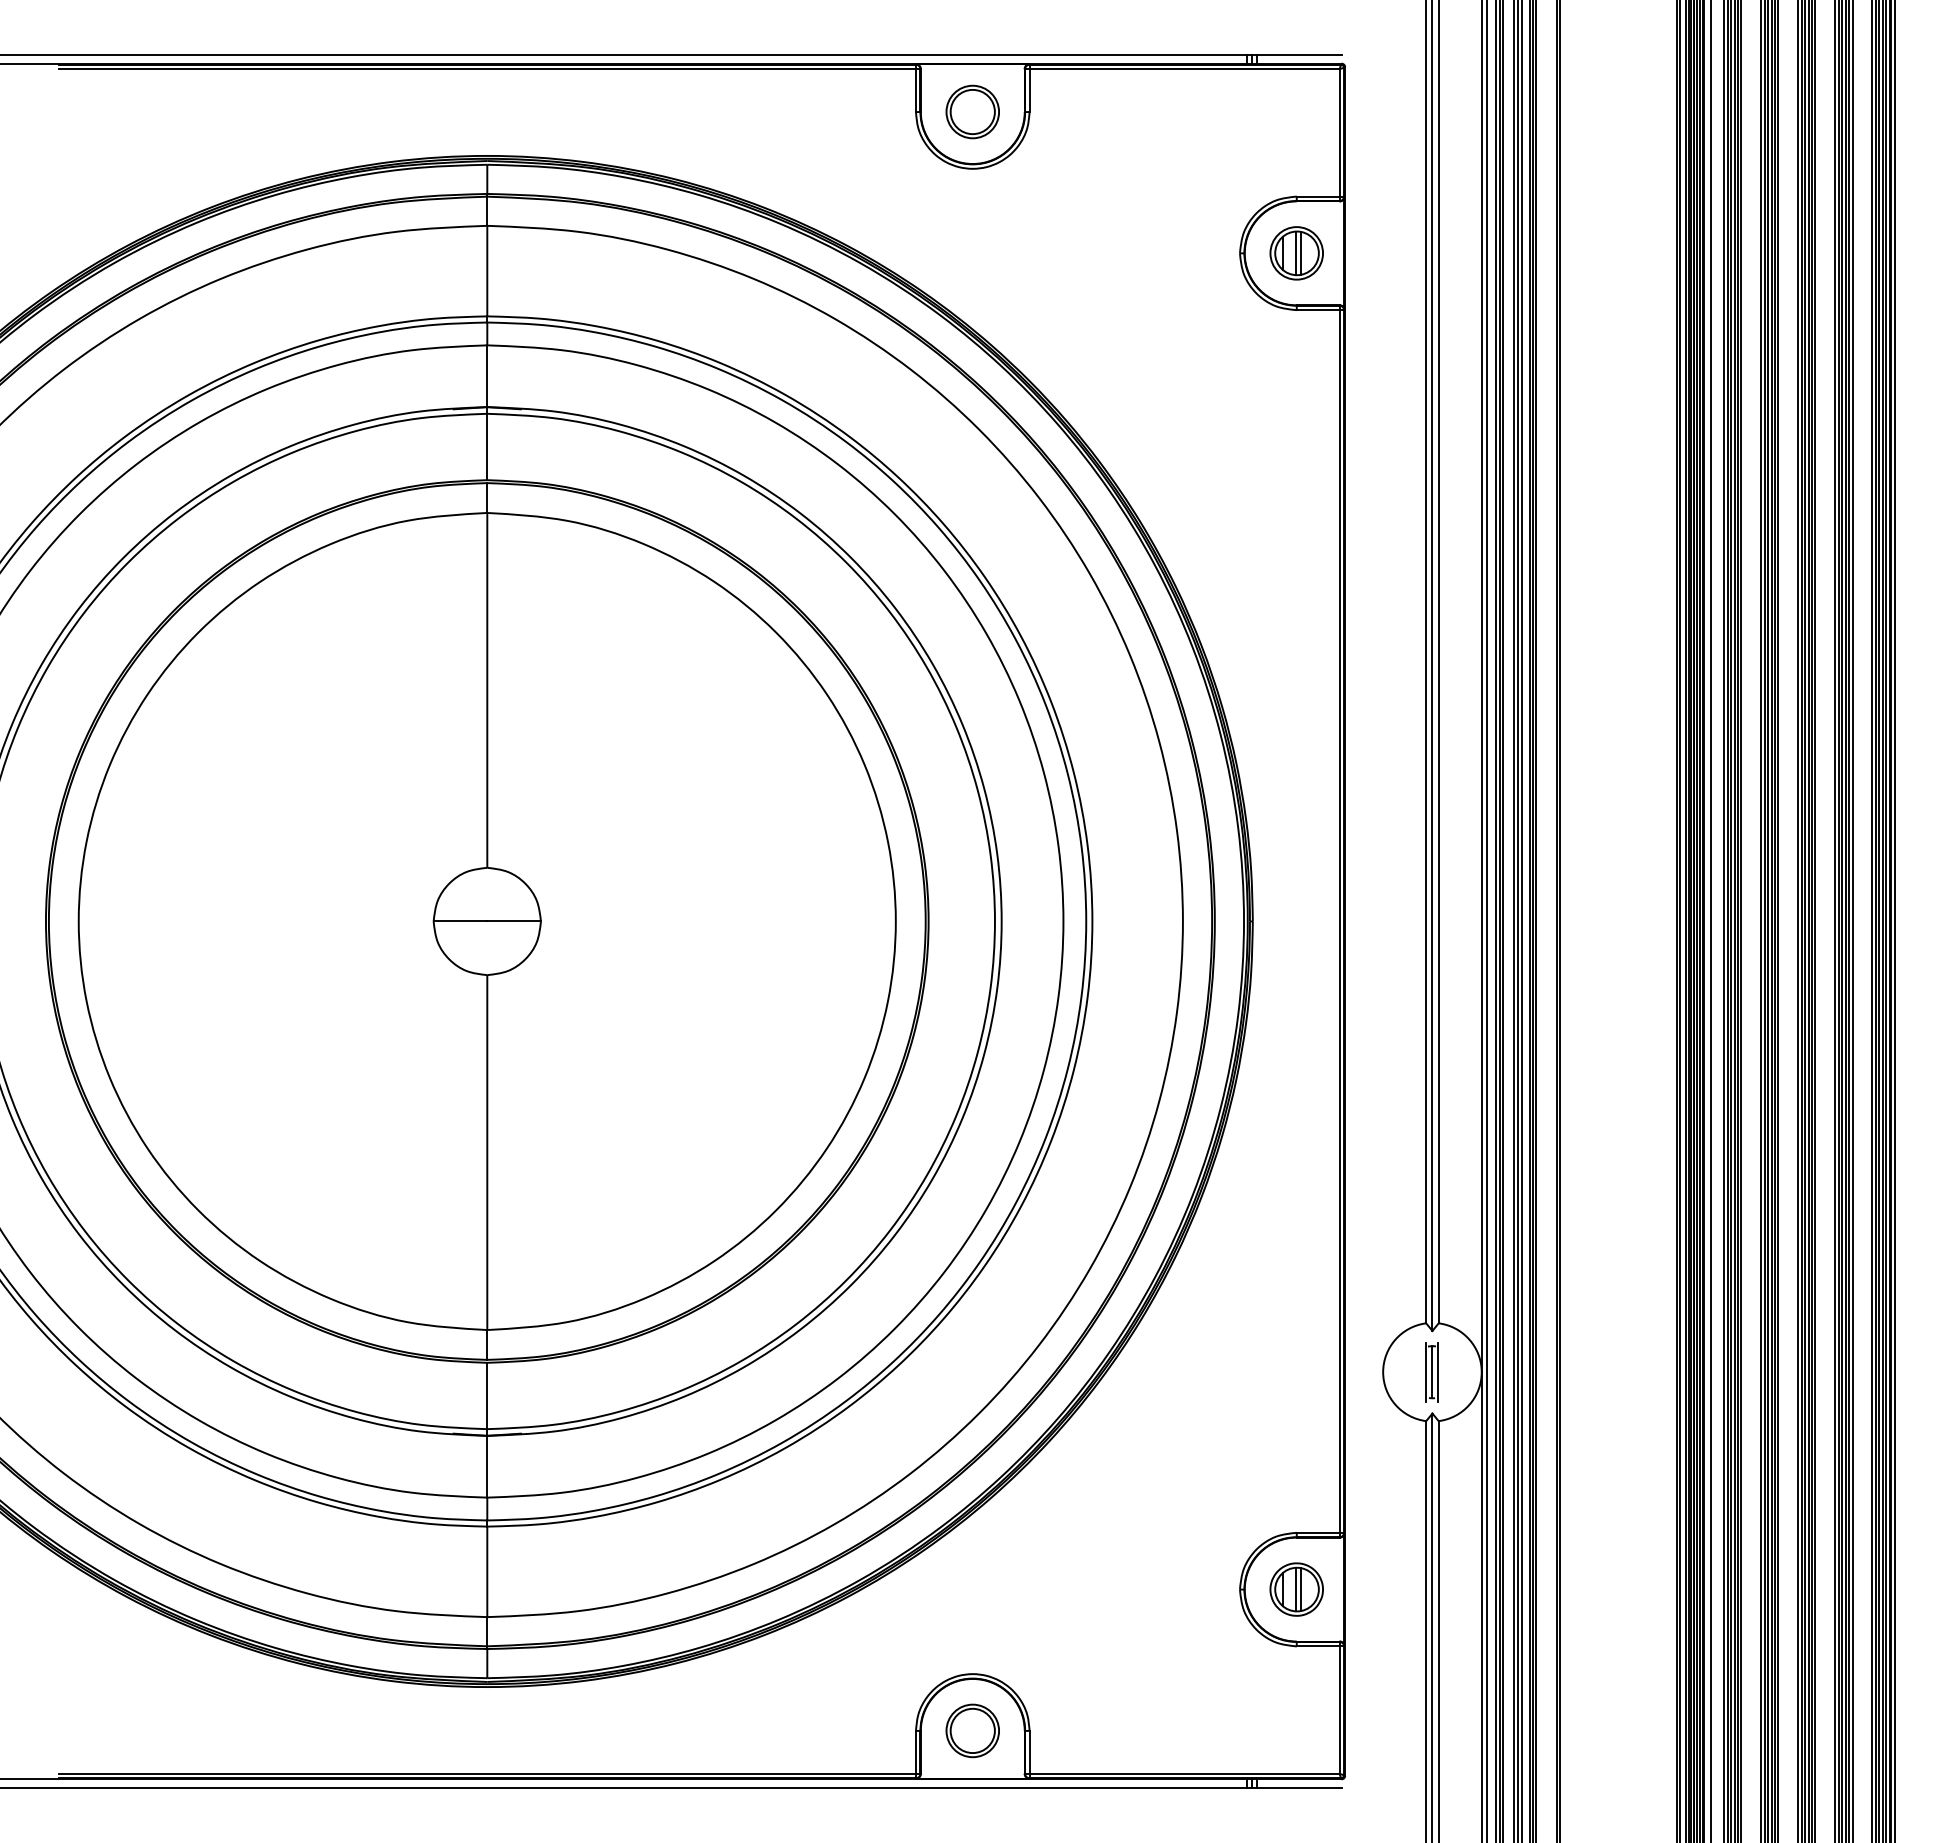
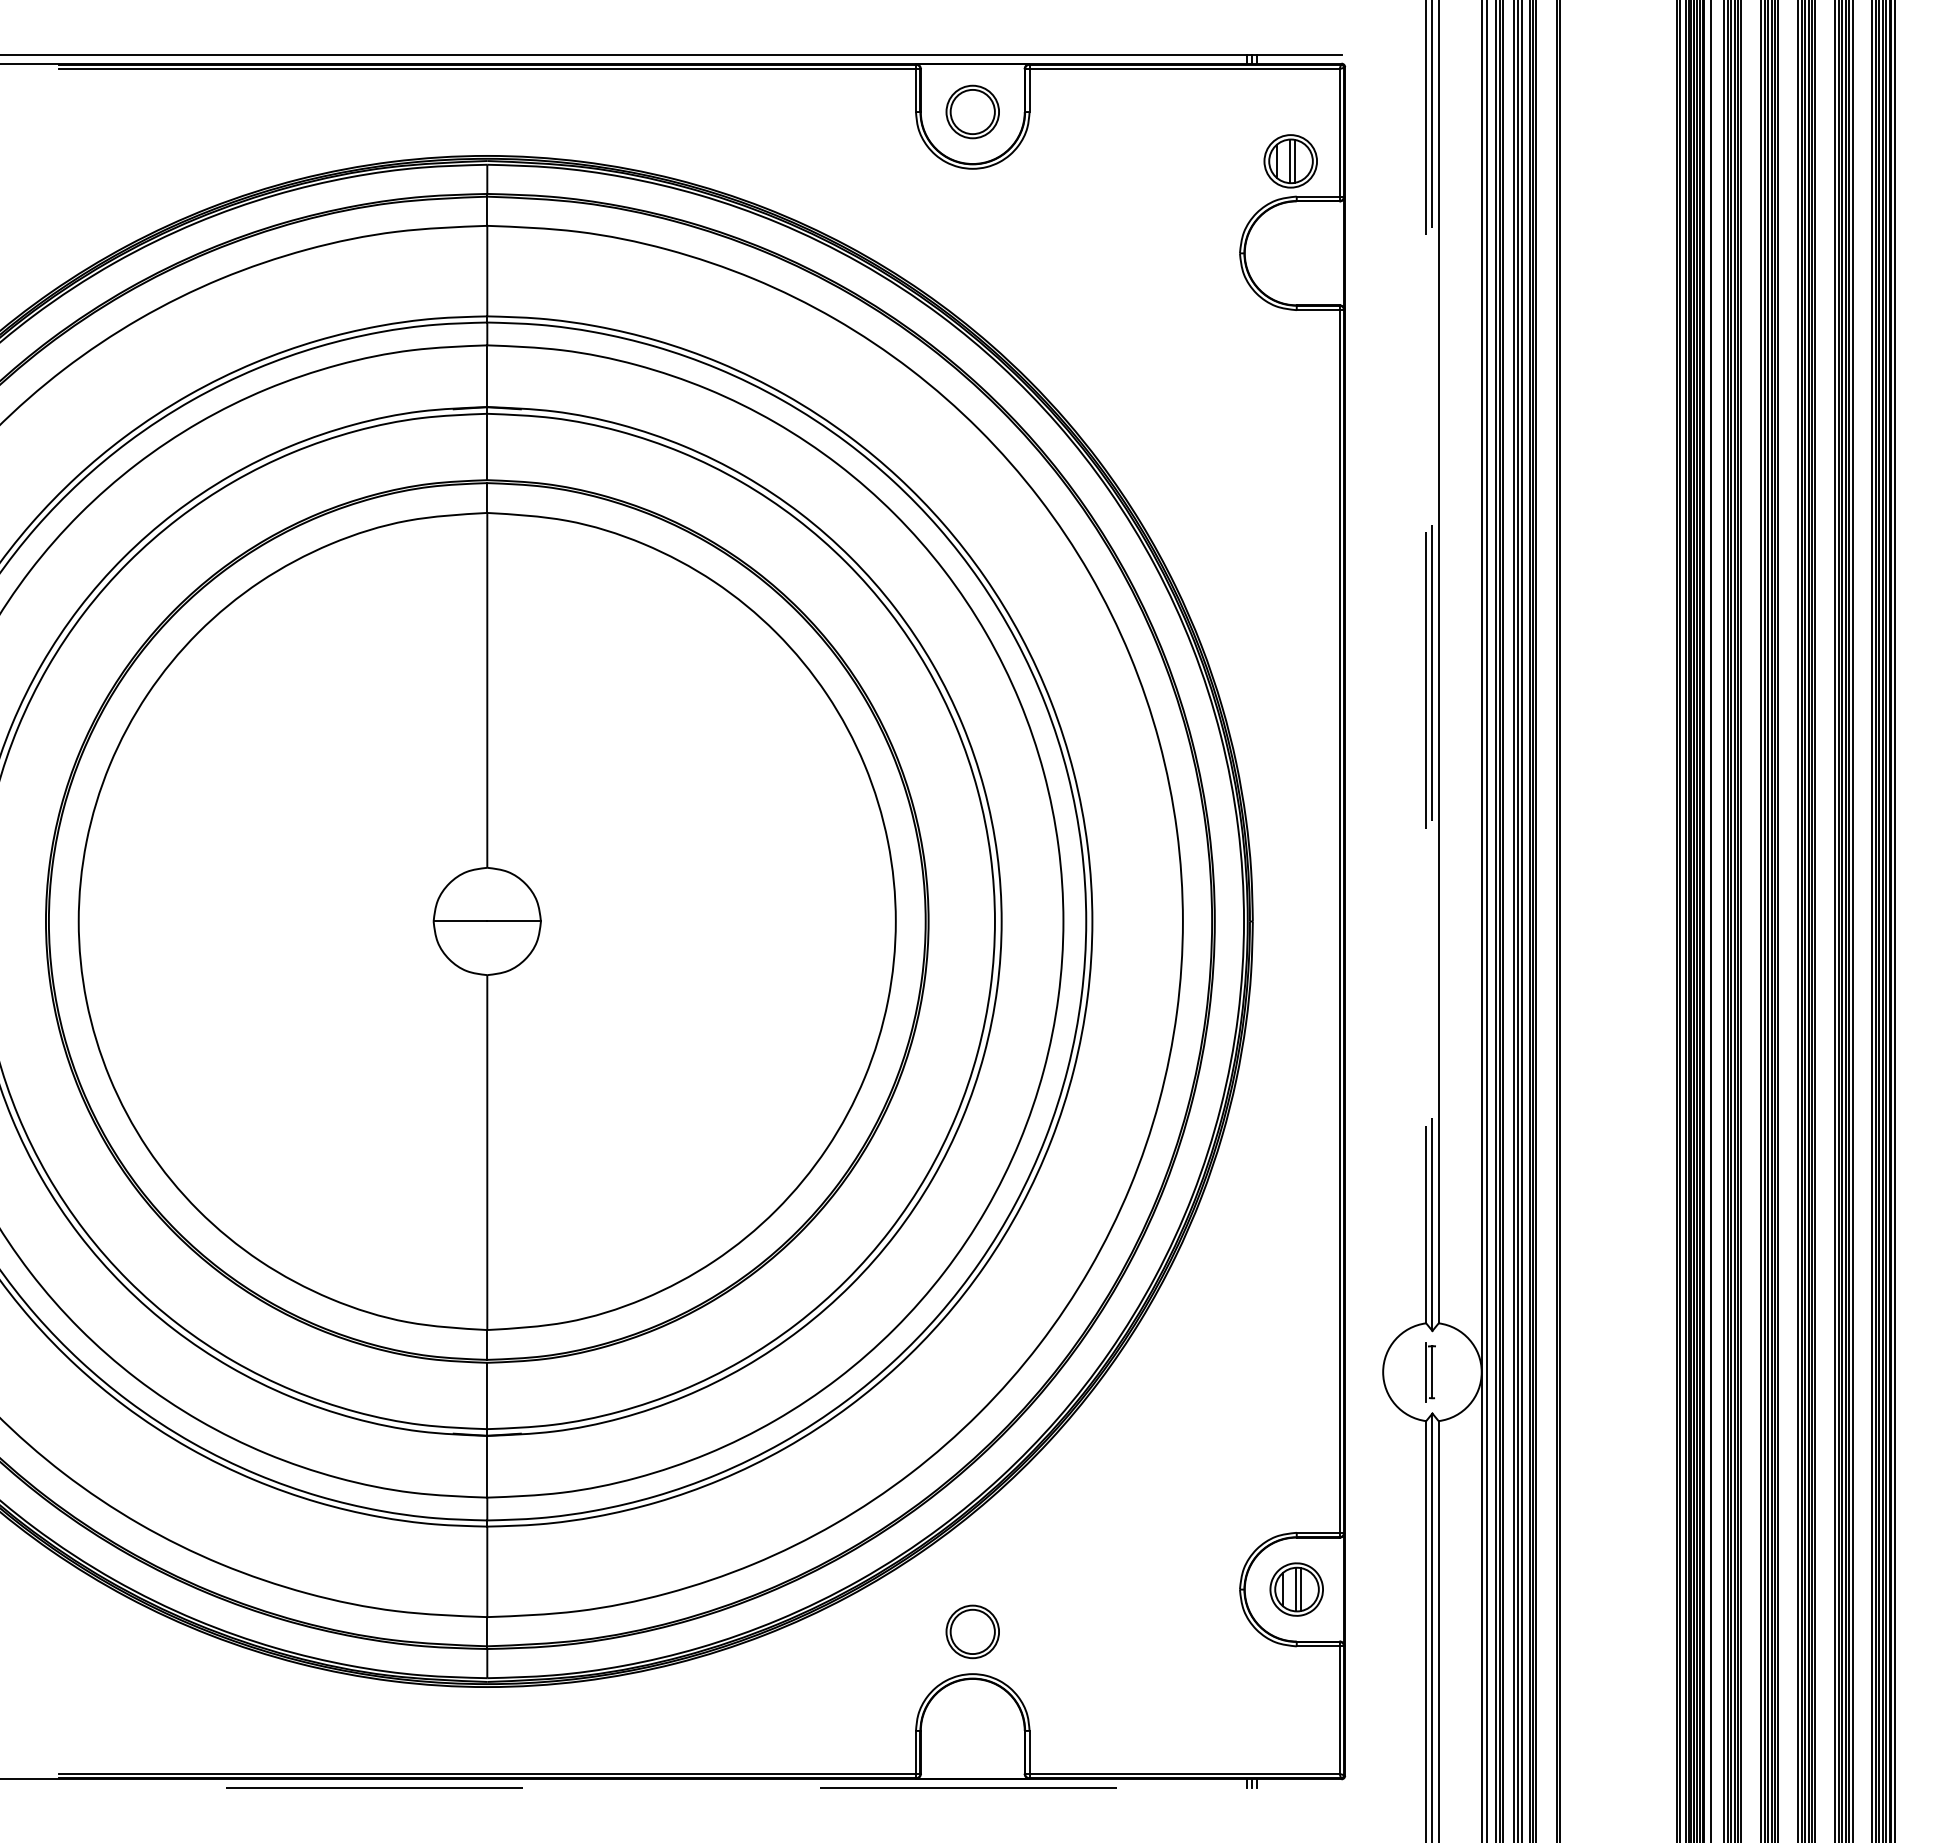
part position: (1296, 253) -> (1290, 161) (1290, 161)
line: solid -> dashed (1426, 662)
line: solid -> dashed (1432, 666)
line: present -> none (1438, 1371)
part position: (972, 1730) -> (972, 1631) (972, 1631)
line: solid -> dashed (671, 1787)
